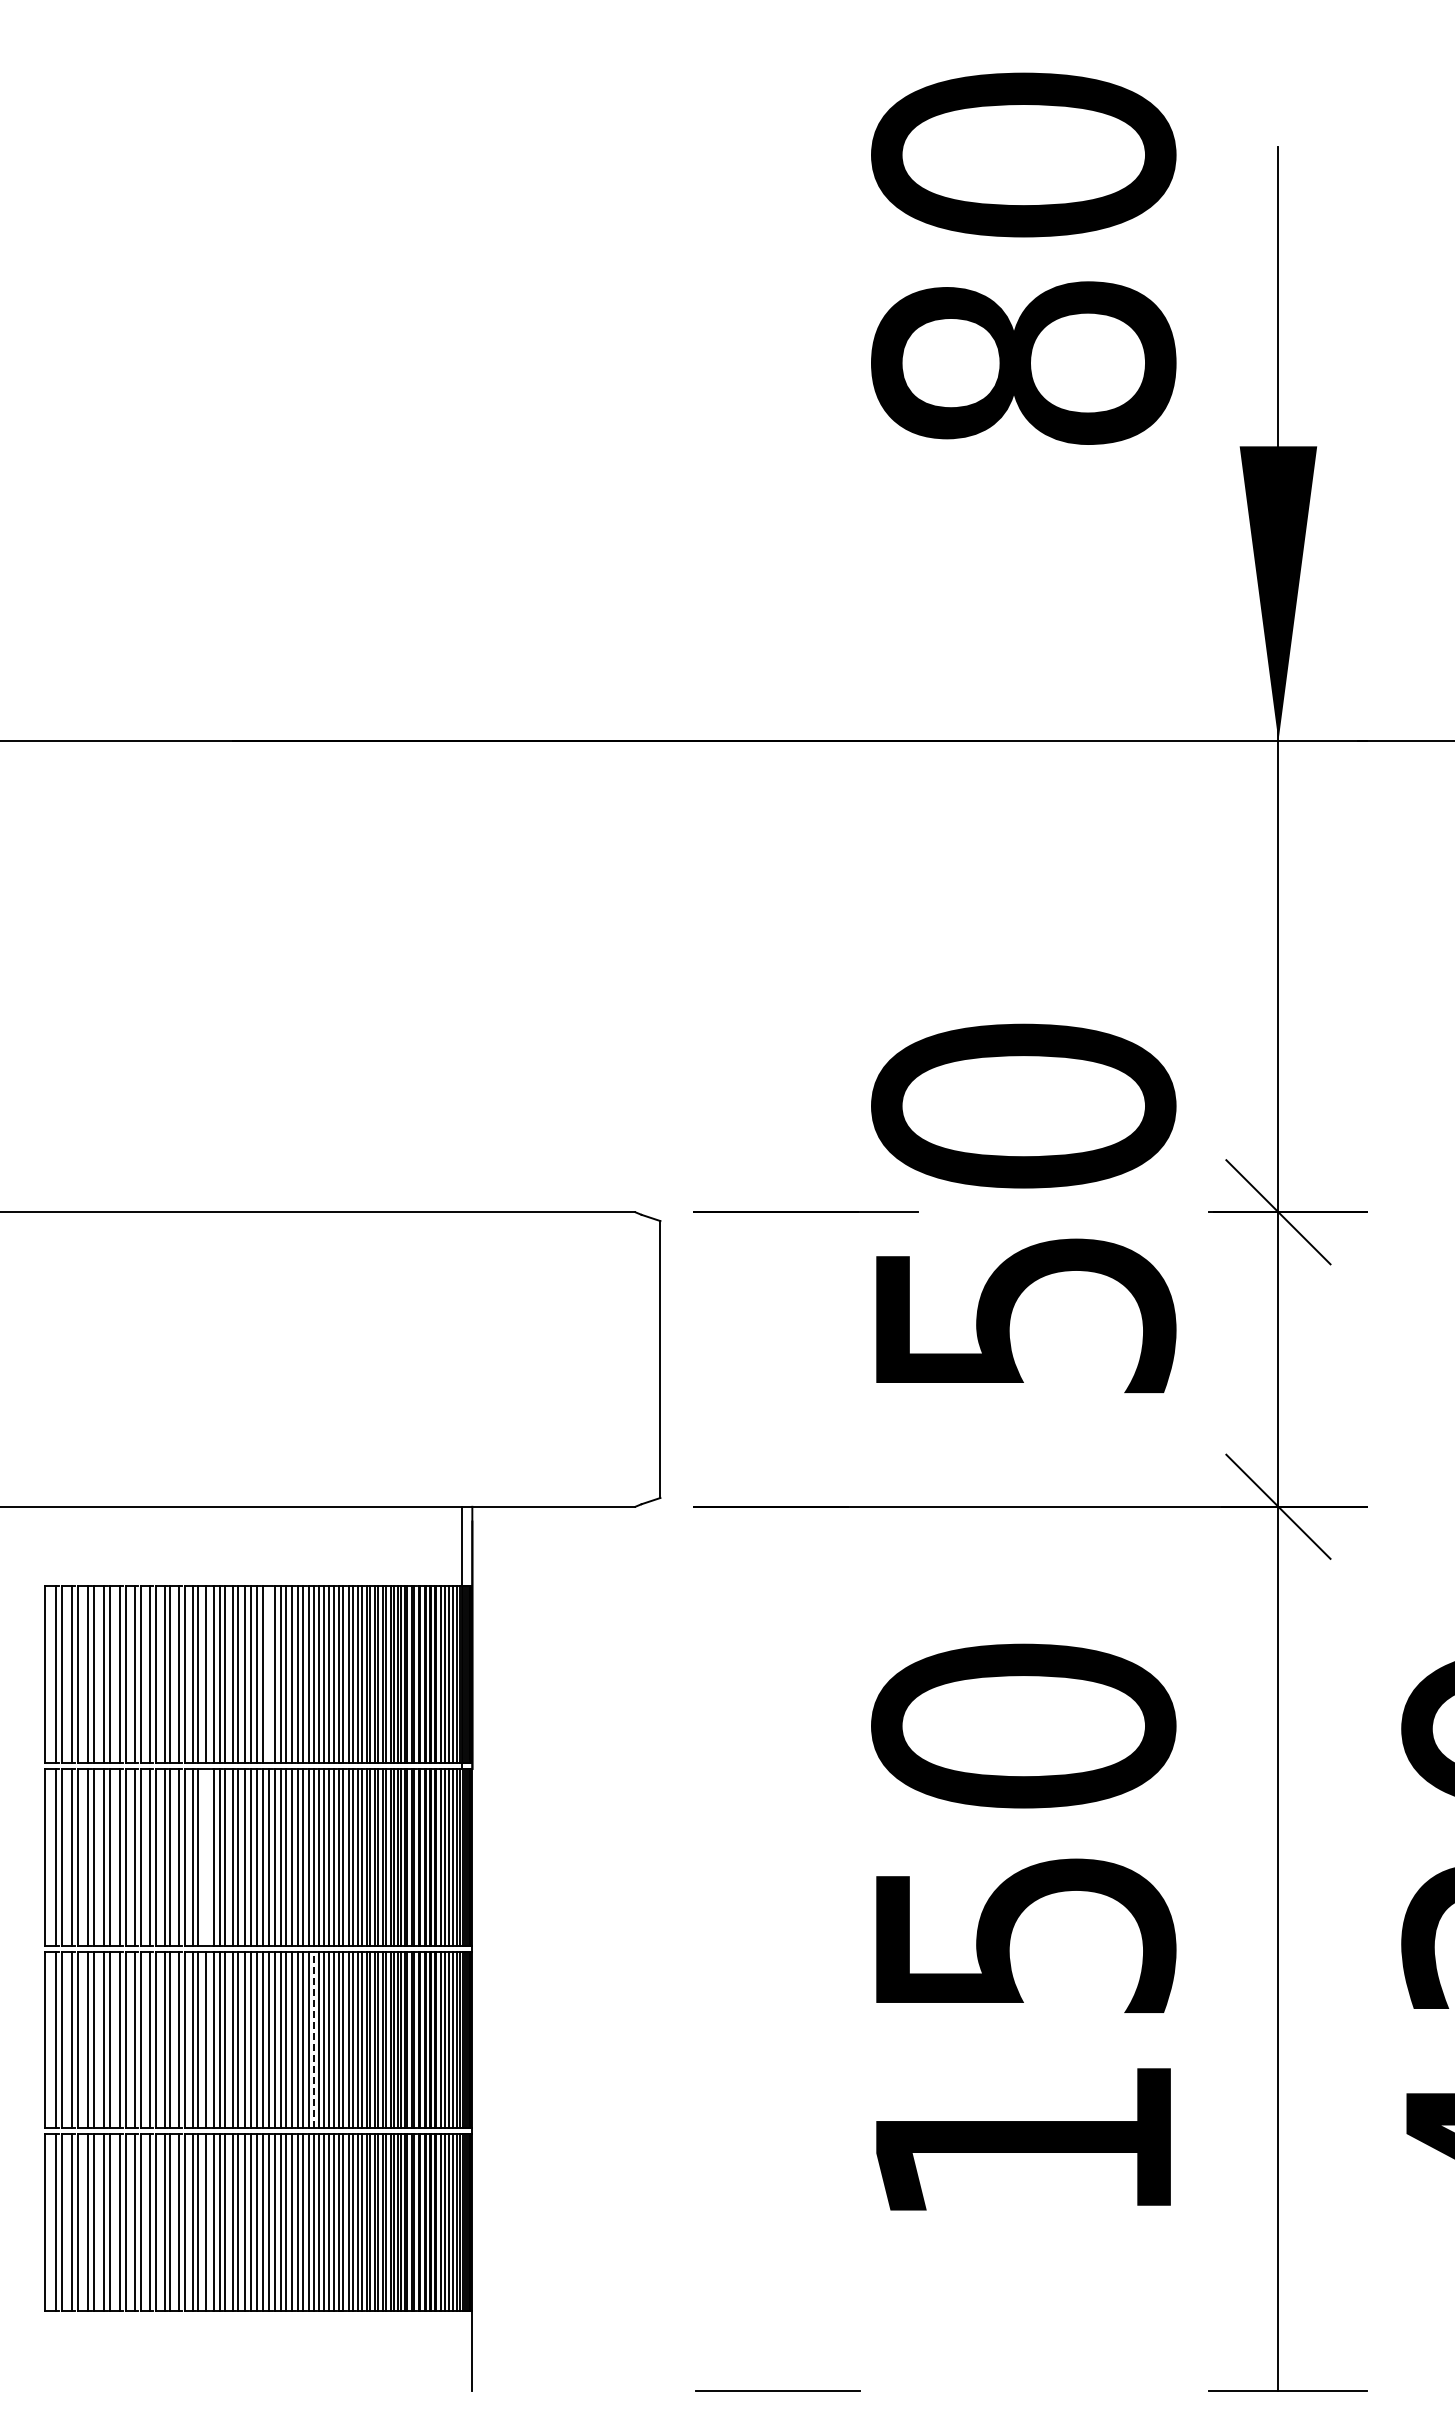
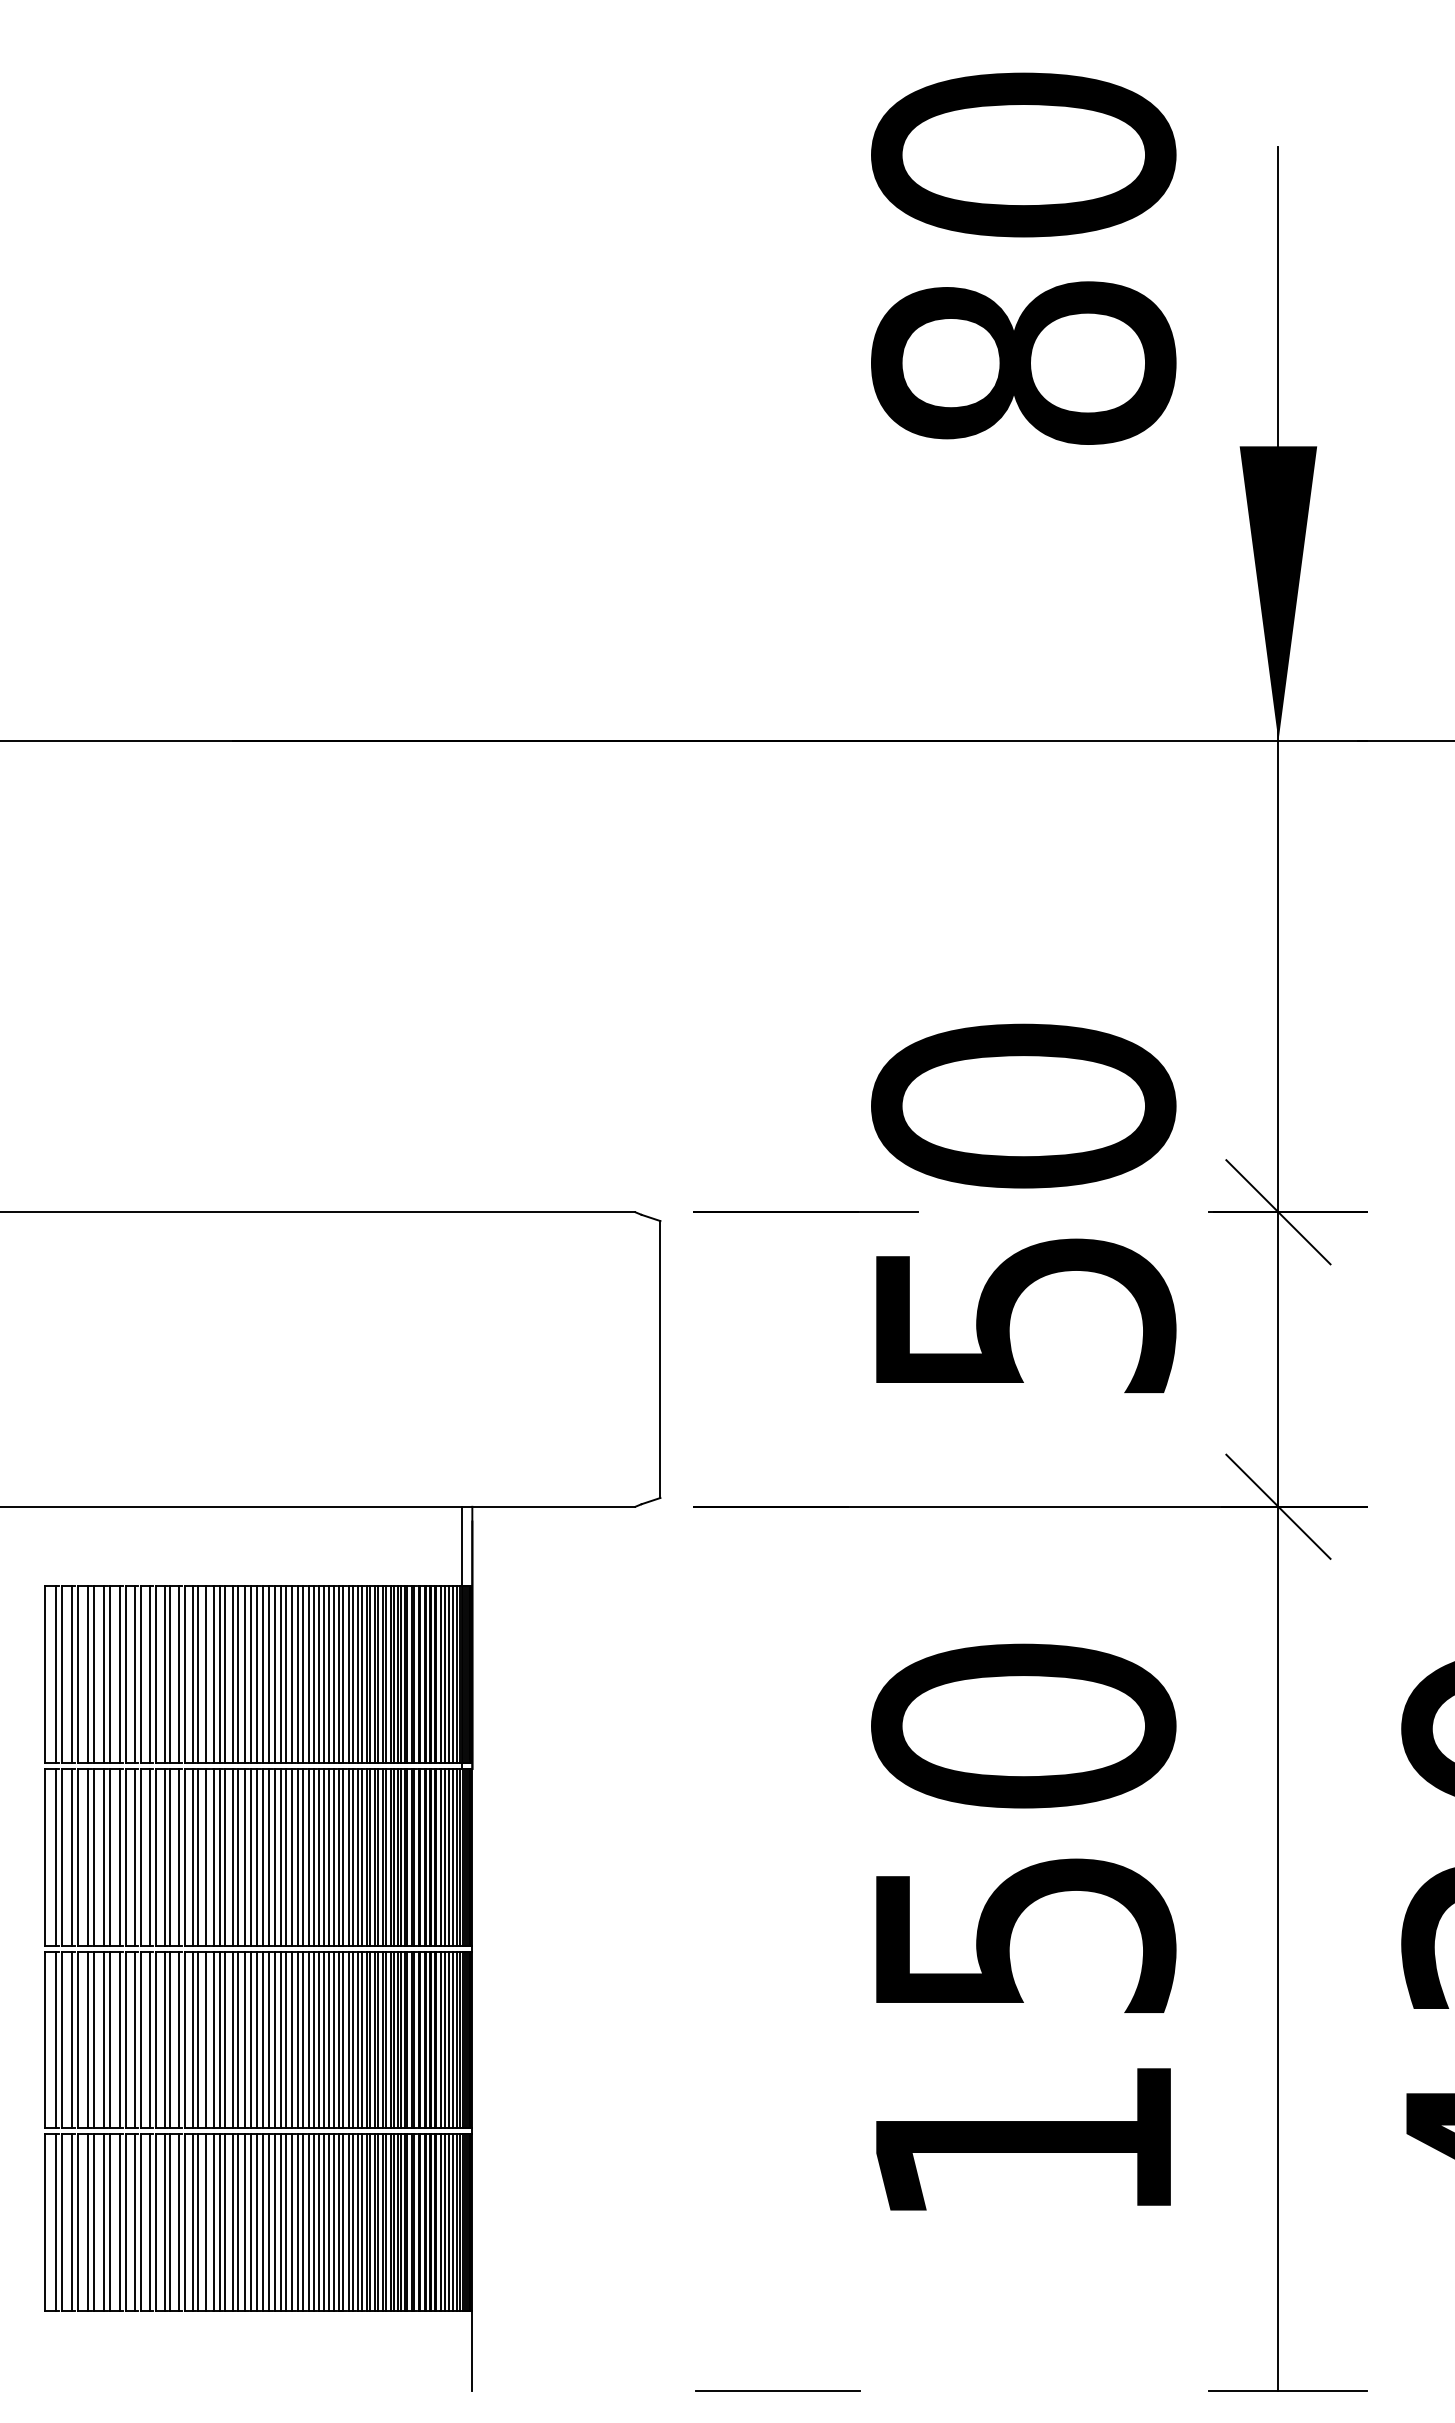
line: none -> present (269, 1674)
line: none -> present (206, 1856)
line: dashed -> solid (313, 2039)
